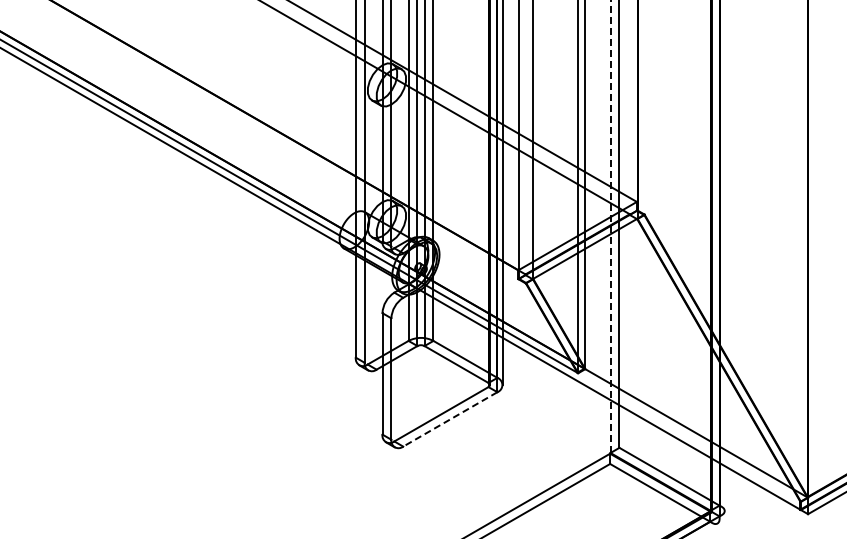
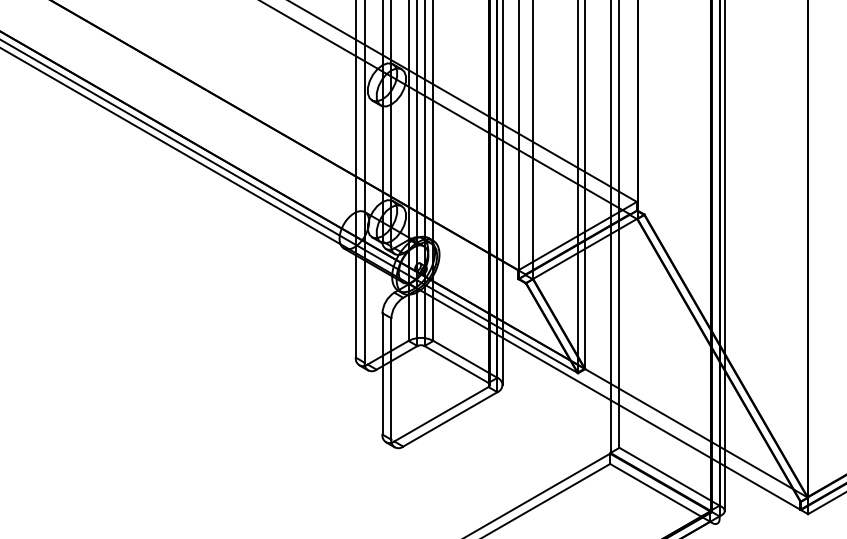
line: dashed -> solid (610, 226)
line: none -> present (724, 256)
line: dashed -> solid (449, 419)
